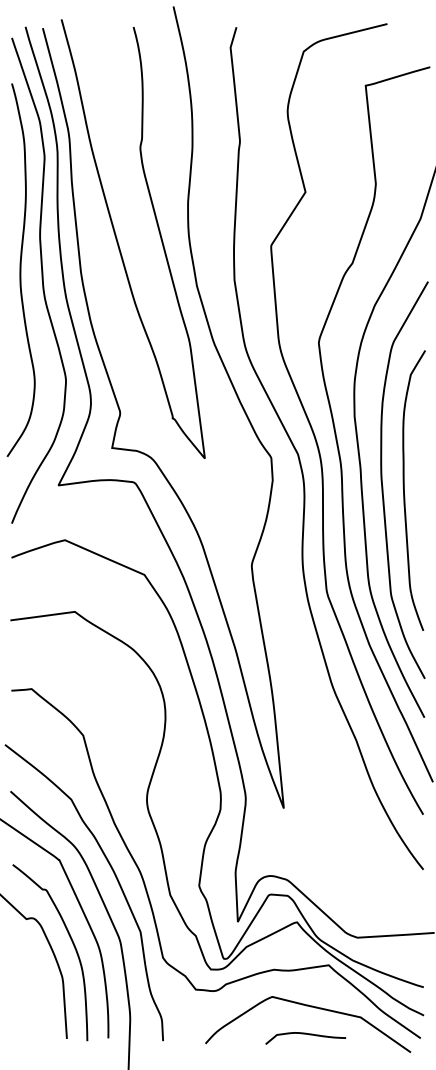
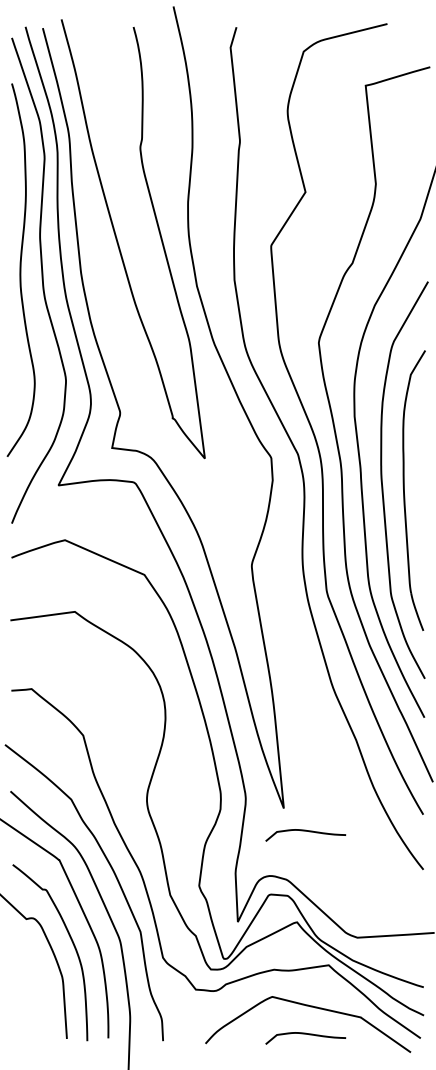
curve: none -> present (305, 831)
